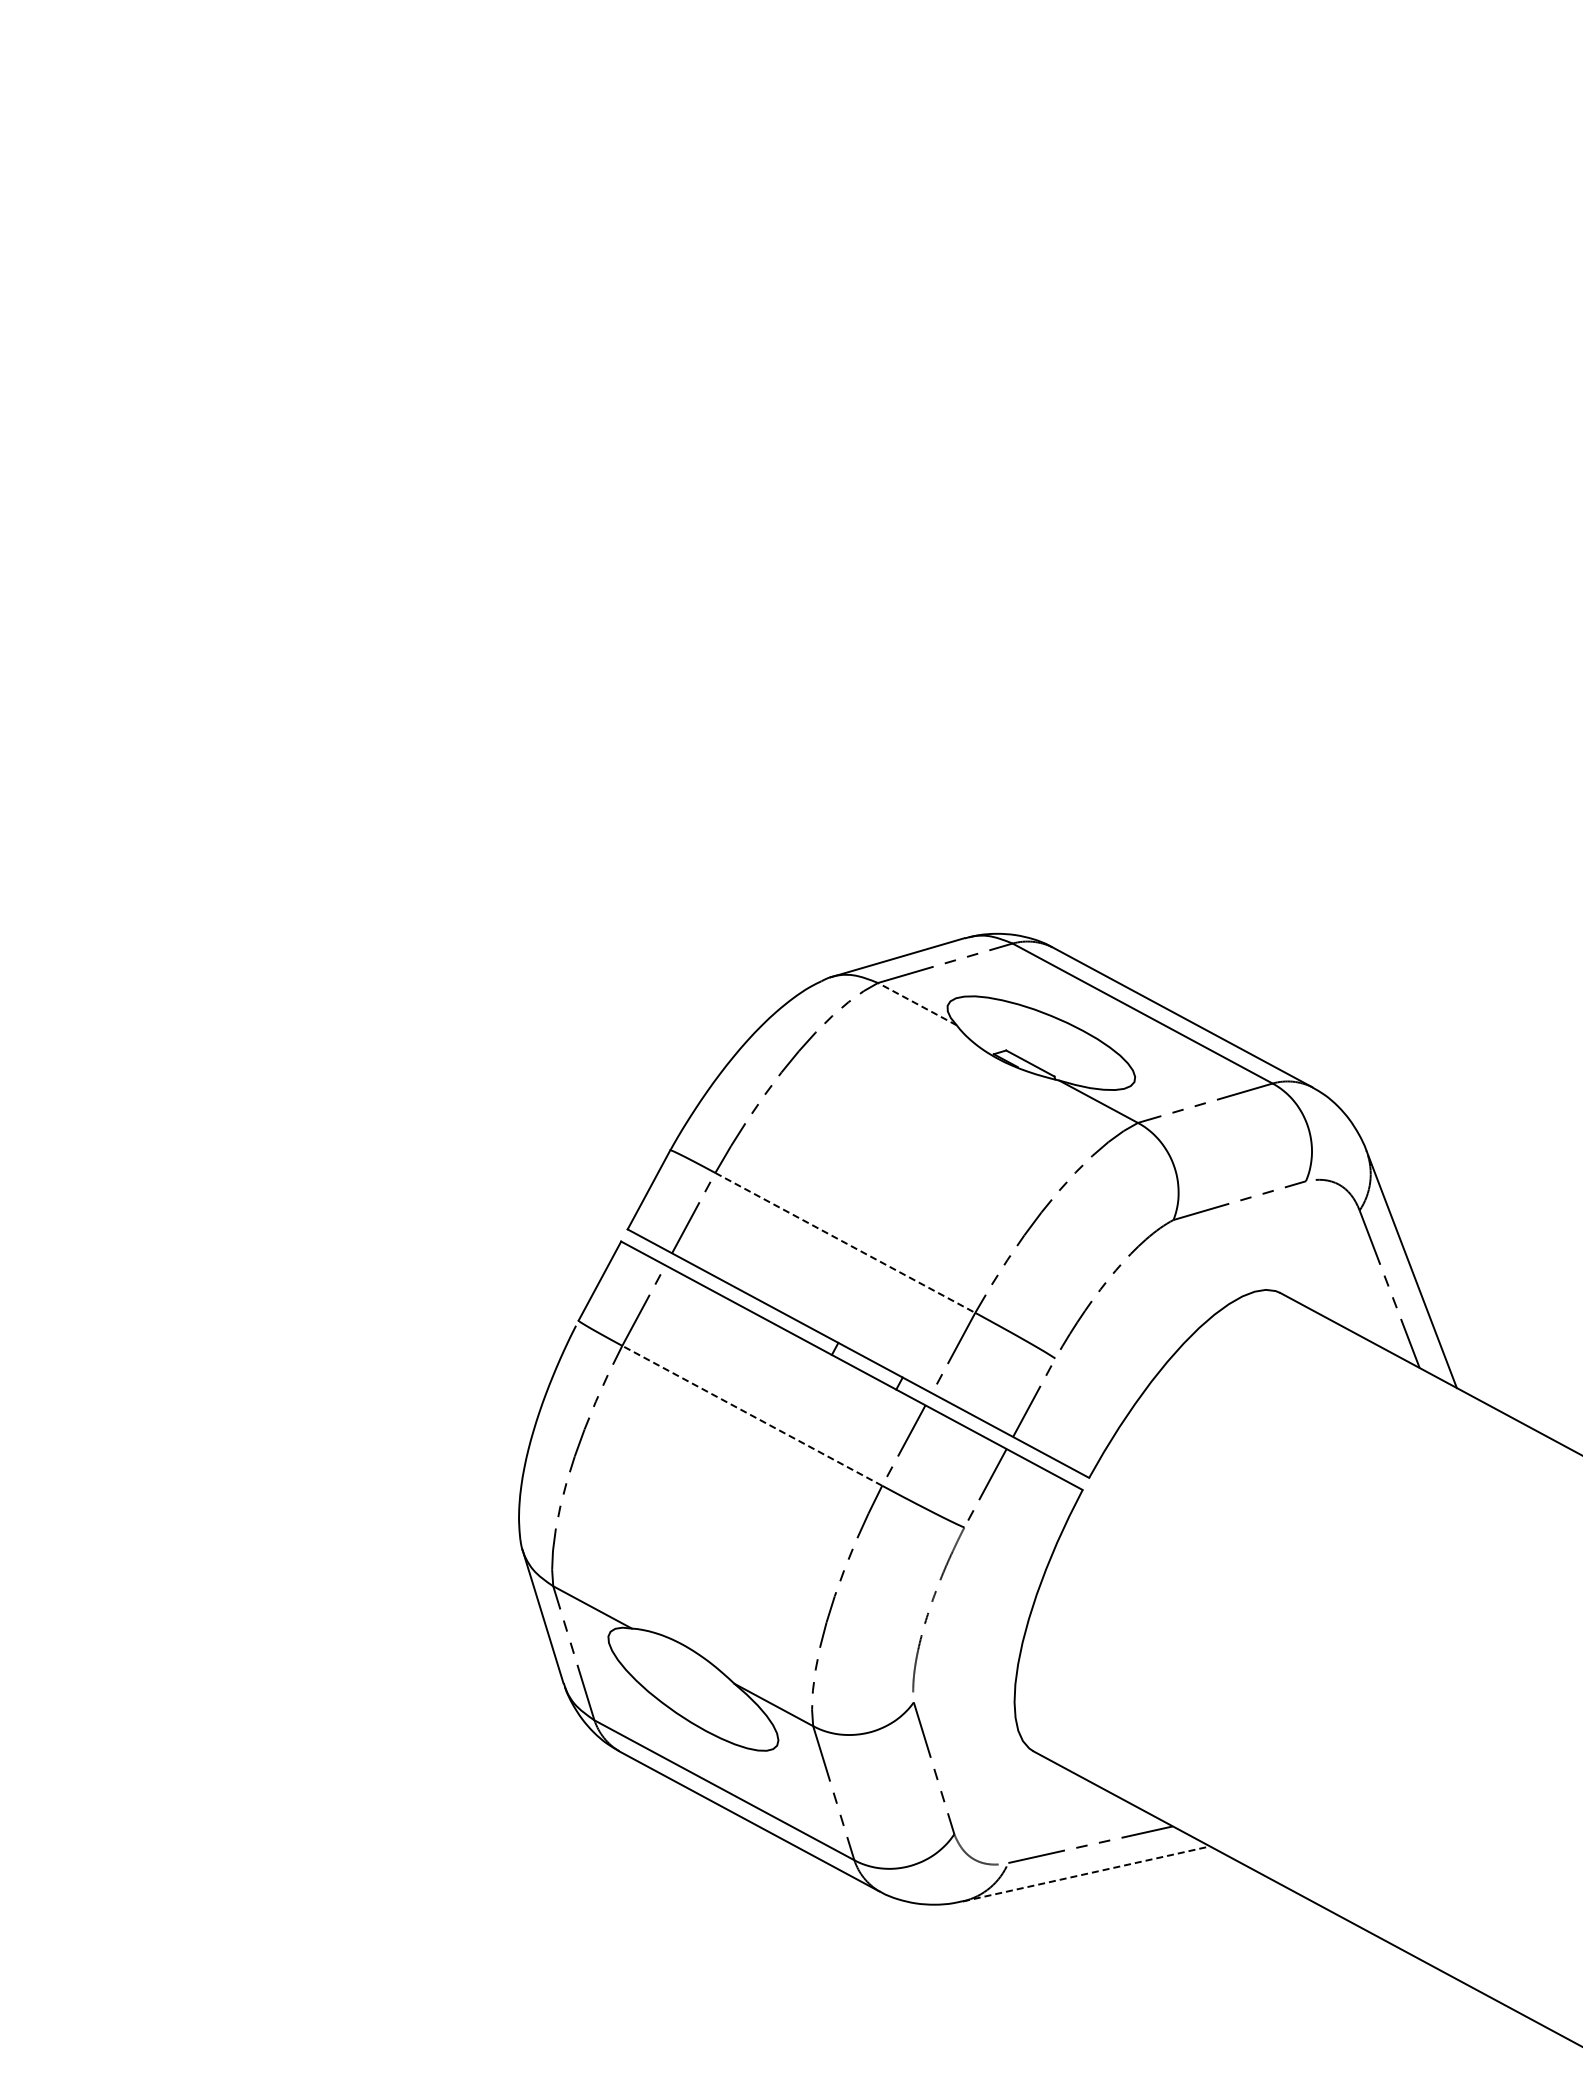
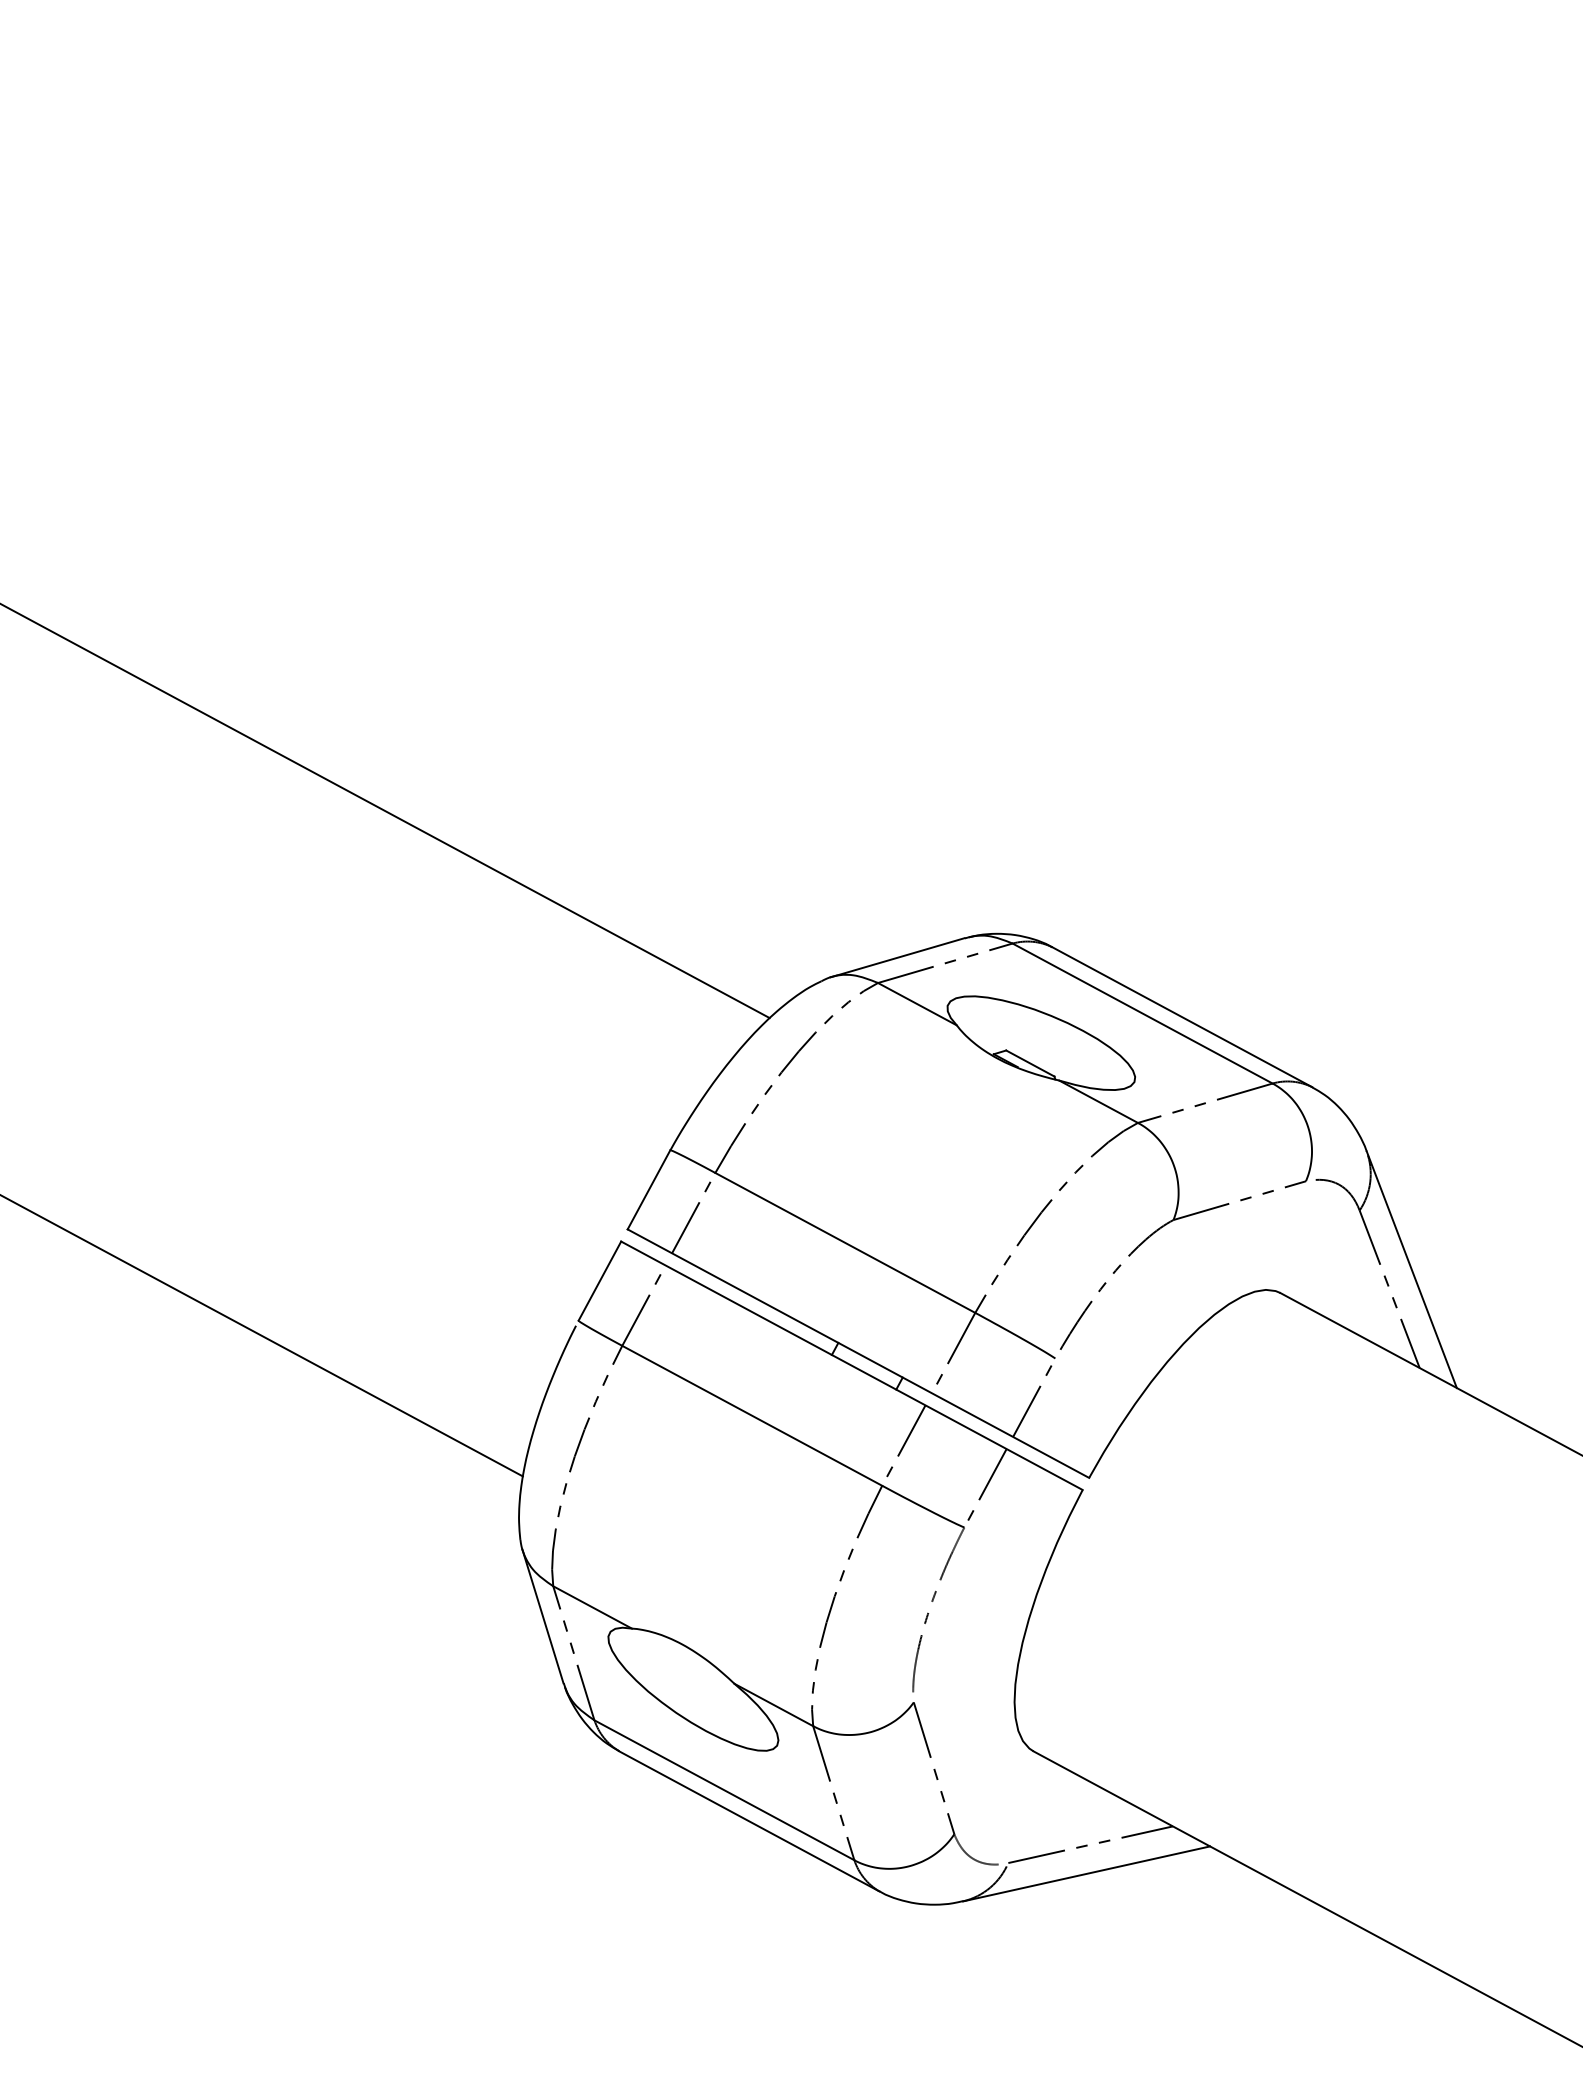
line: none -> present (385, 811)
line: dashed -> solid (917, 1004)
line: dashed -> solid (845, 1242)
line: none -> present (262, 1336)
line: dashed -> solid (752, 1415)
line: dashed -> solid (1086, 1873)
